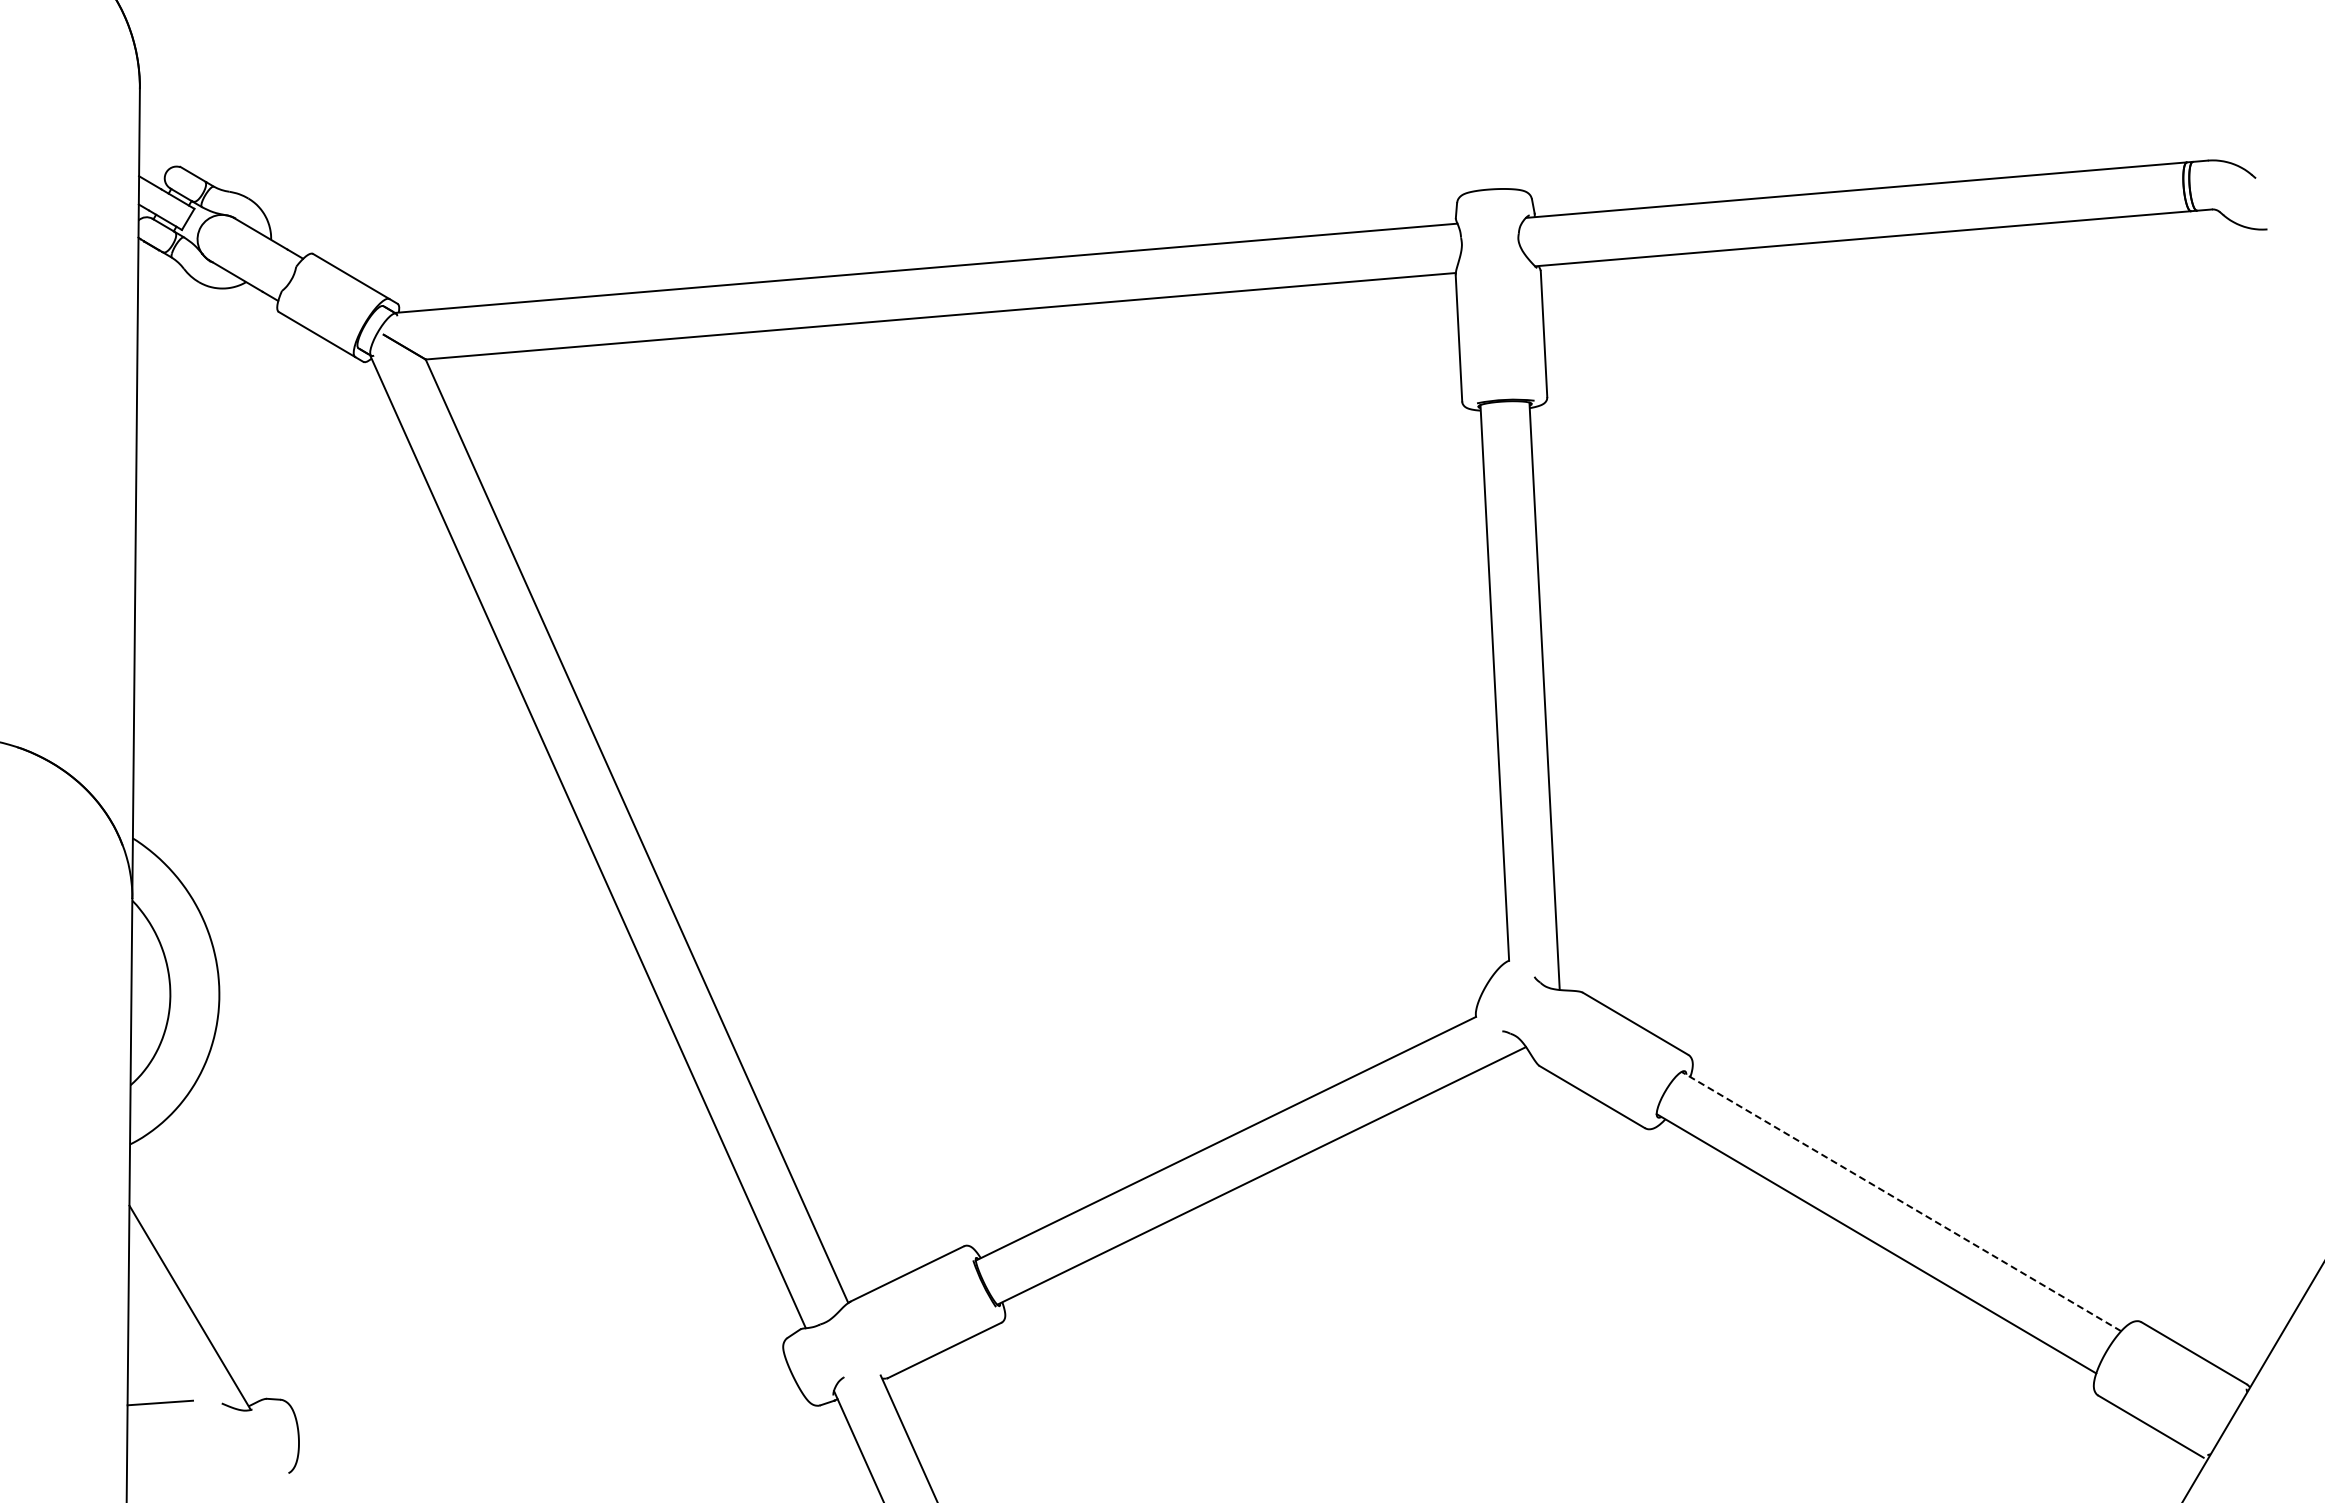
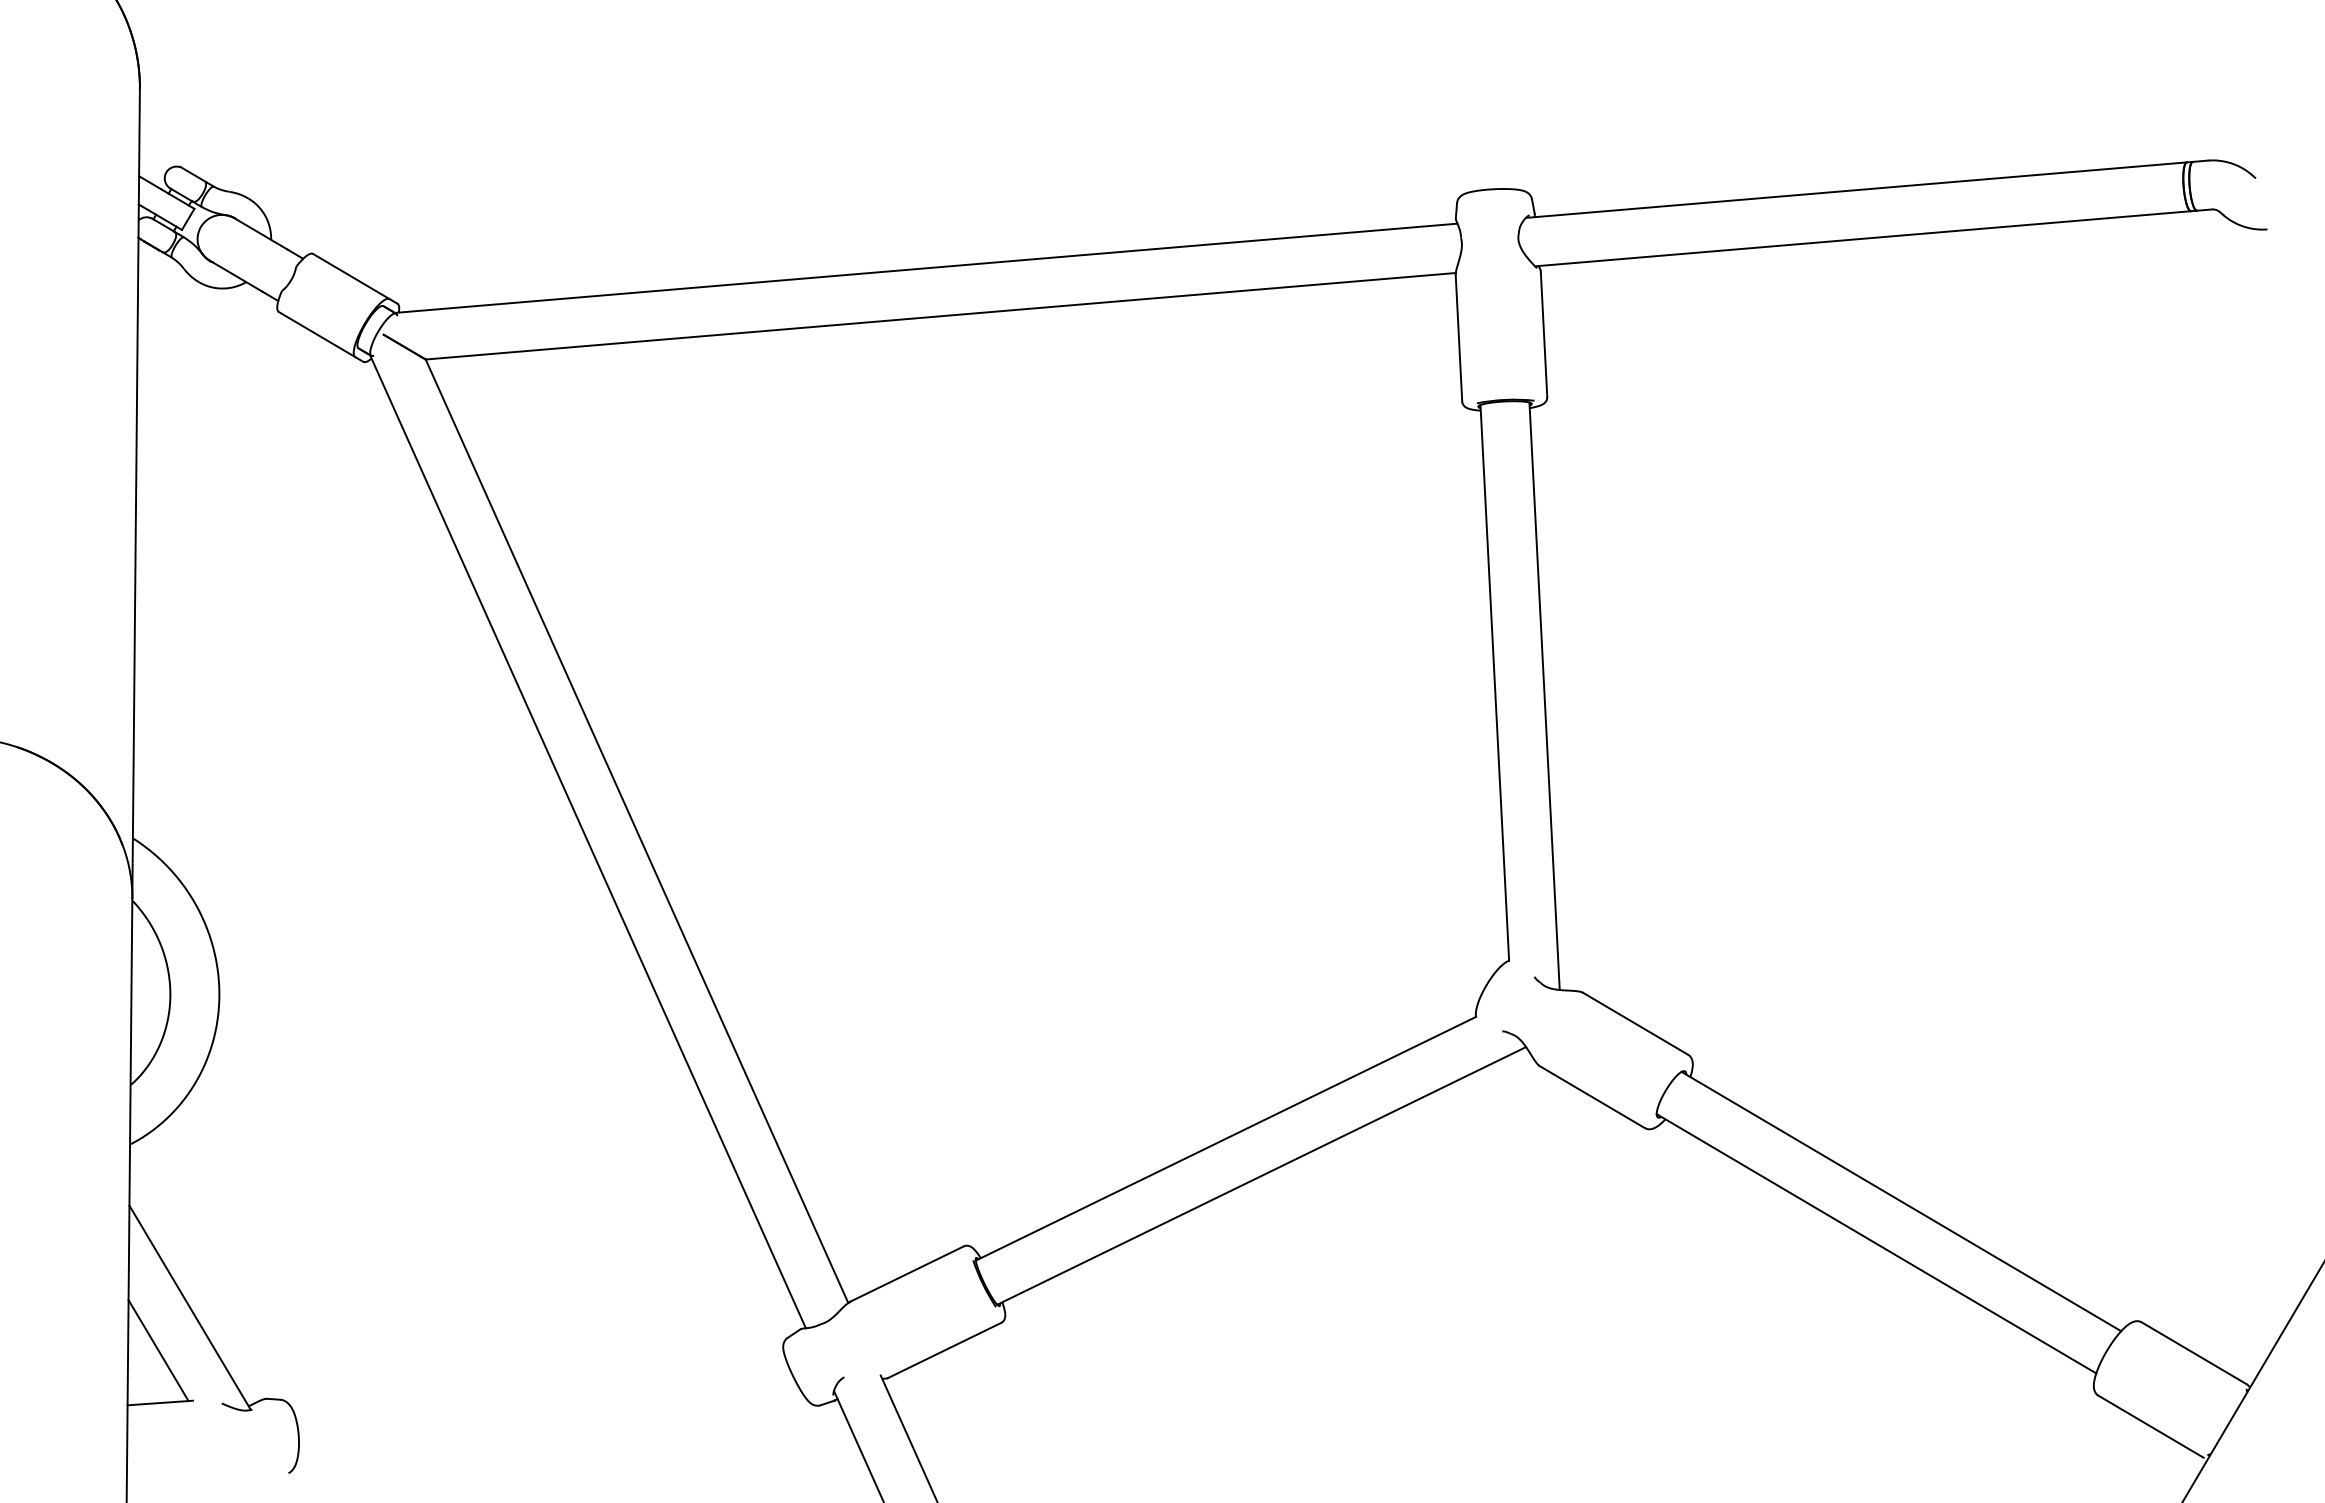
line: dashed -> solid (1900, 1201)
line: none -> present (158, 1350)
